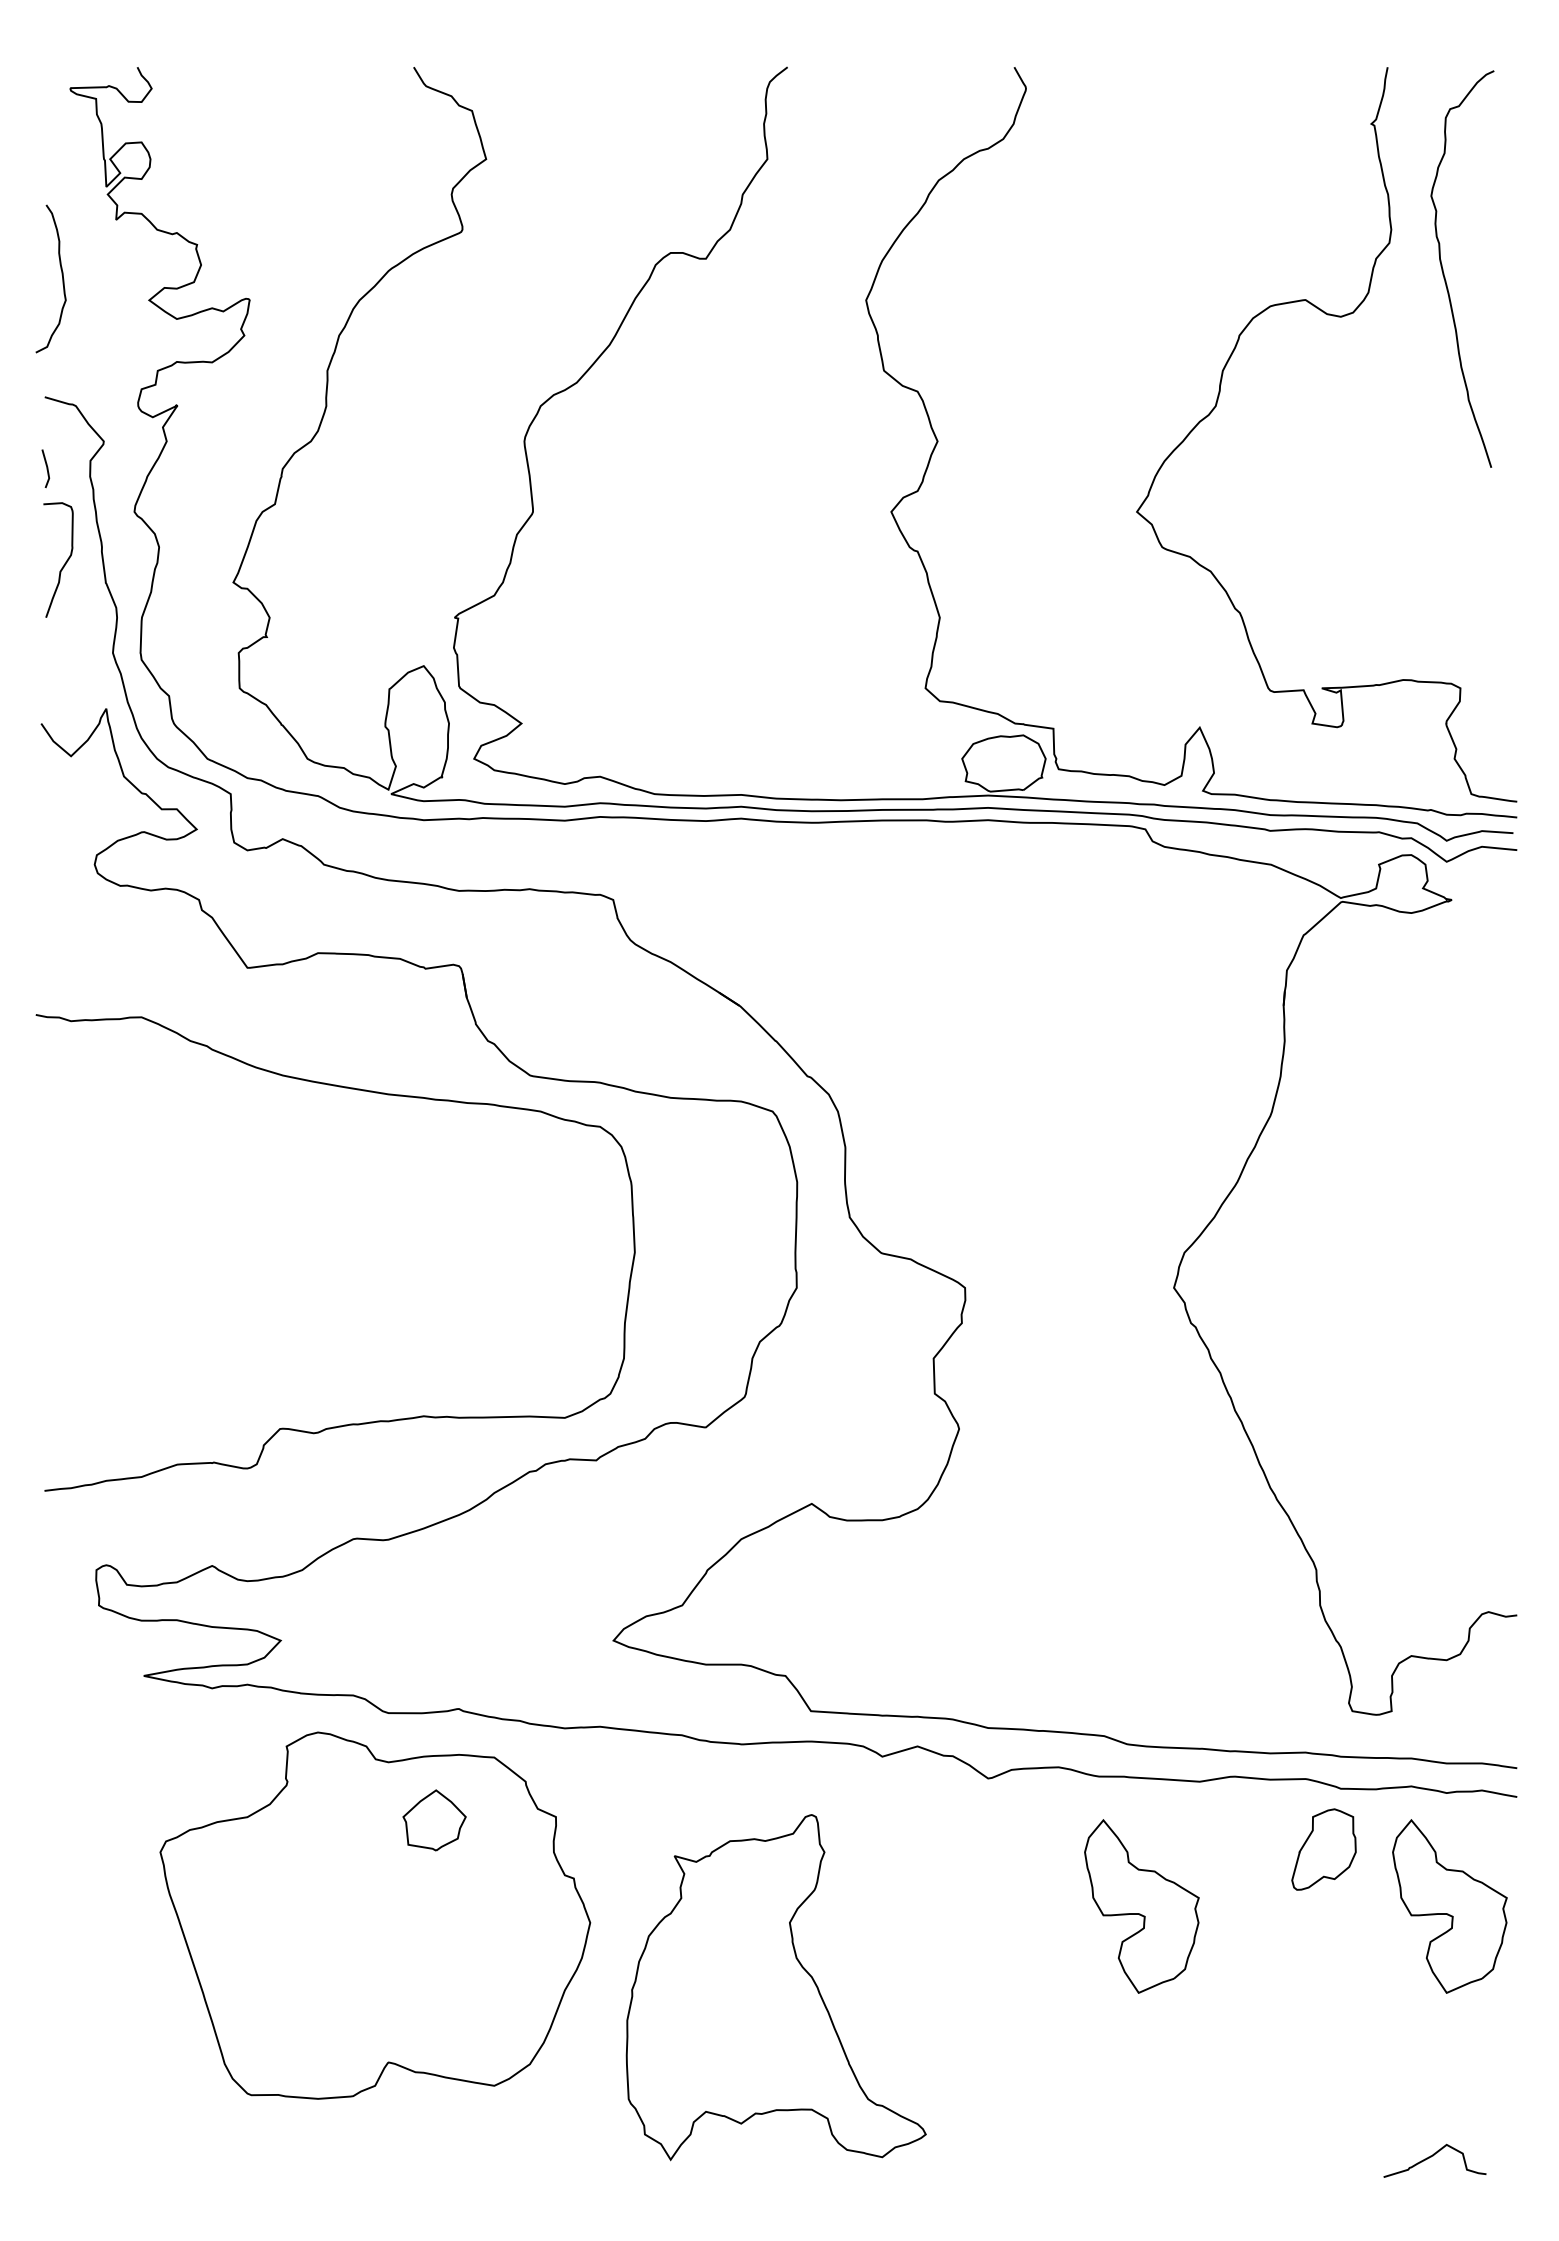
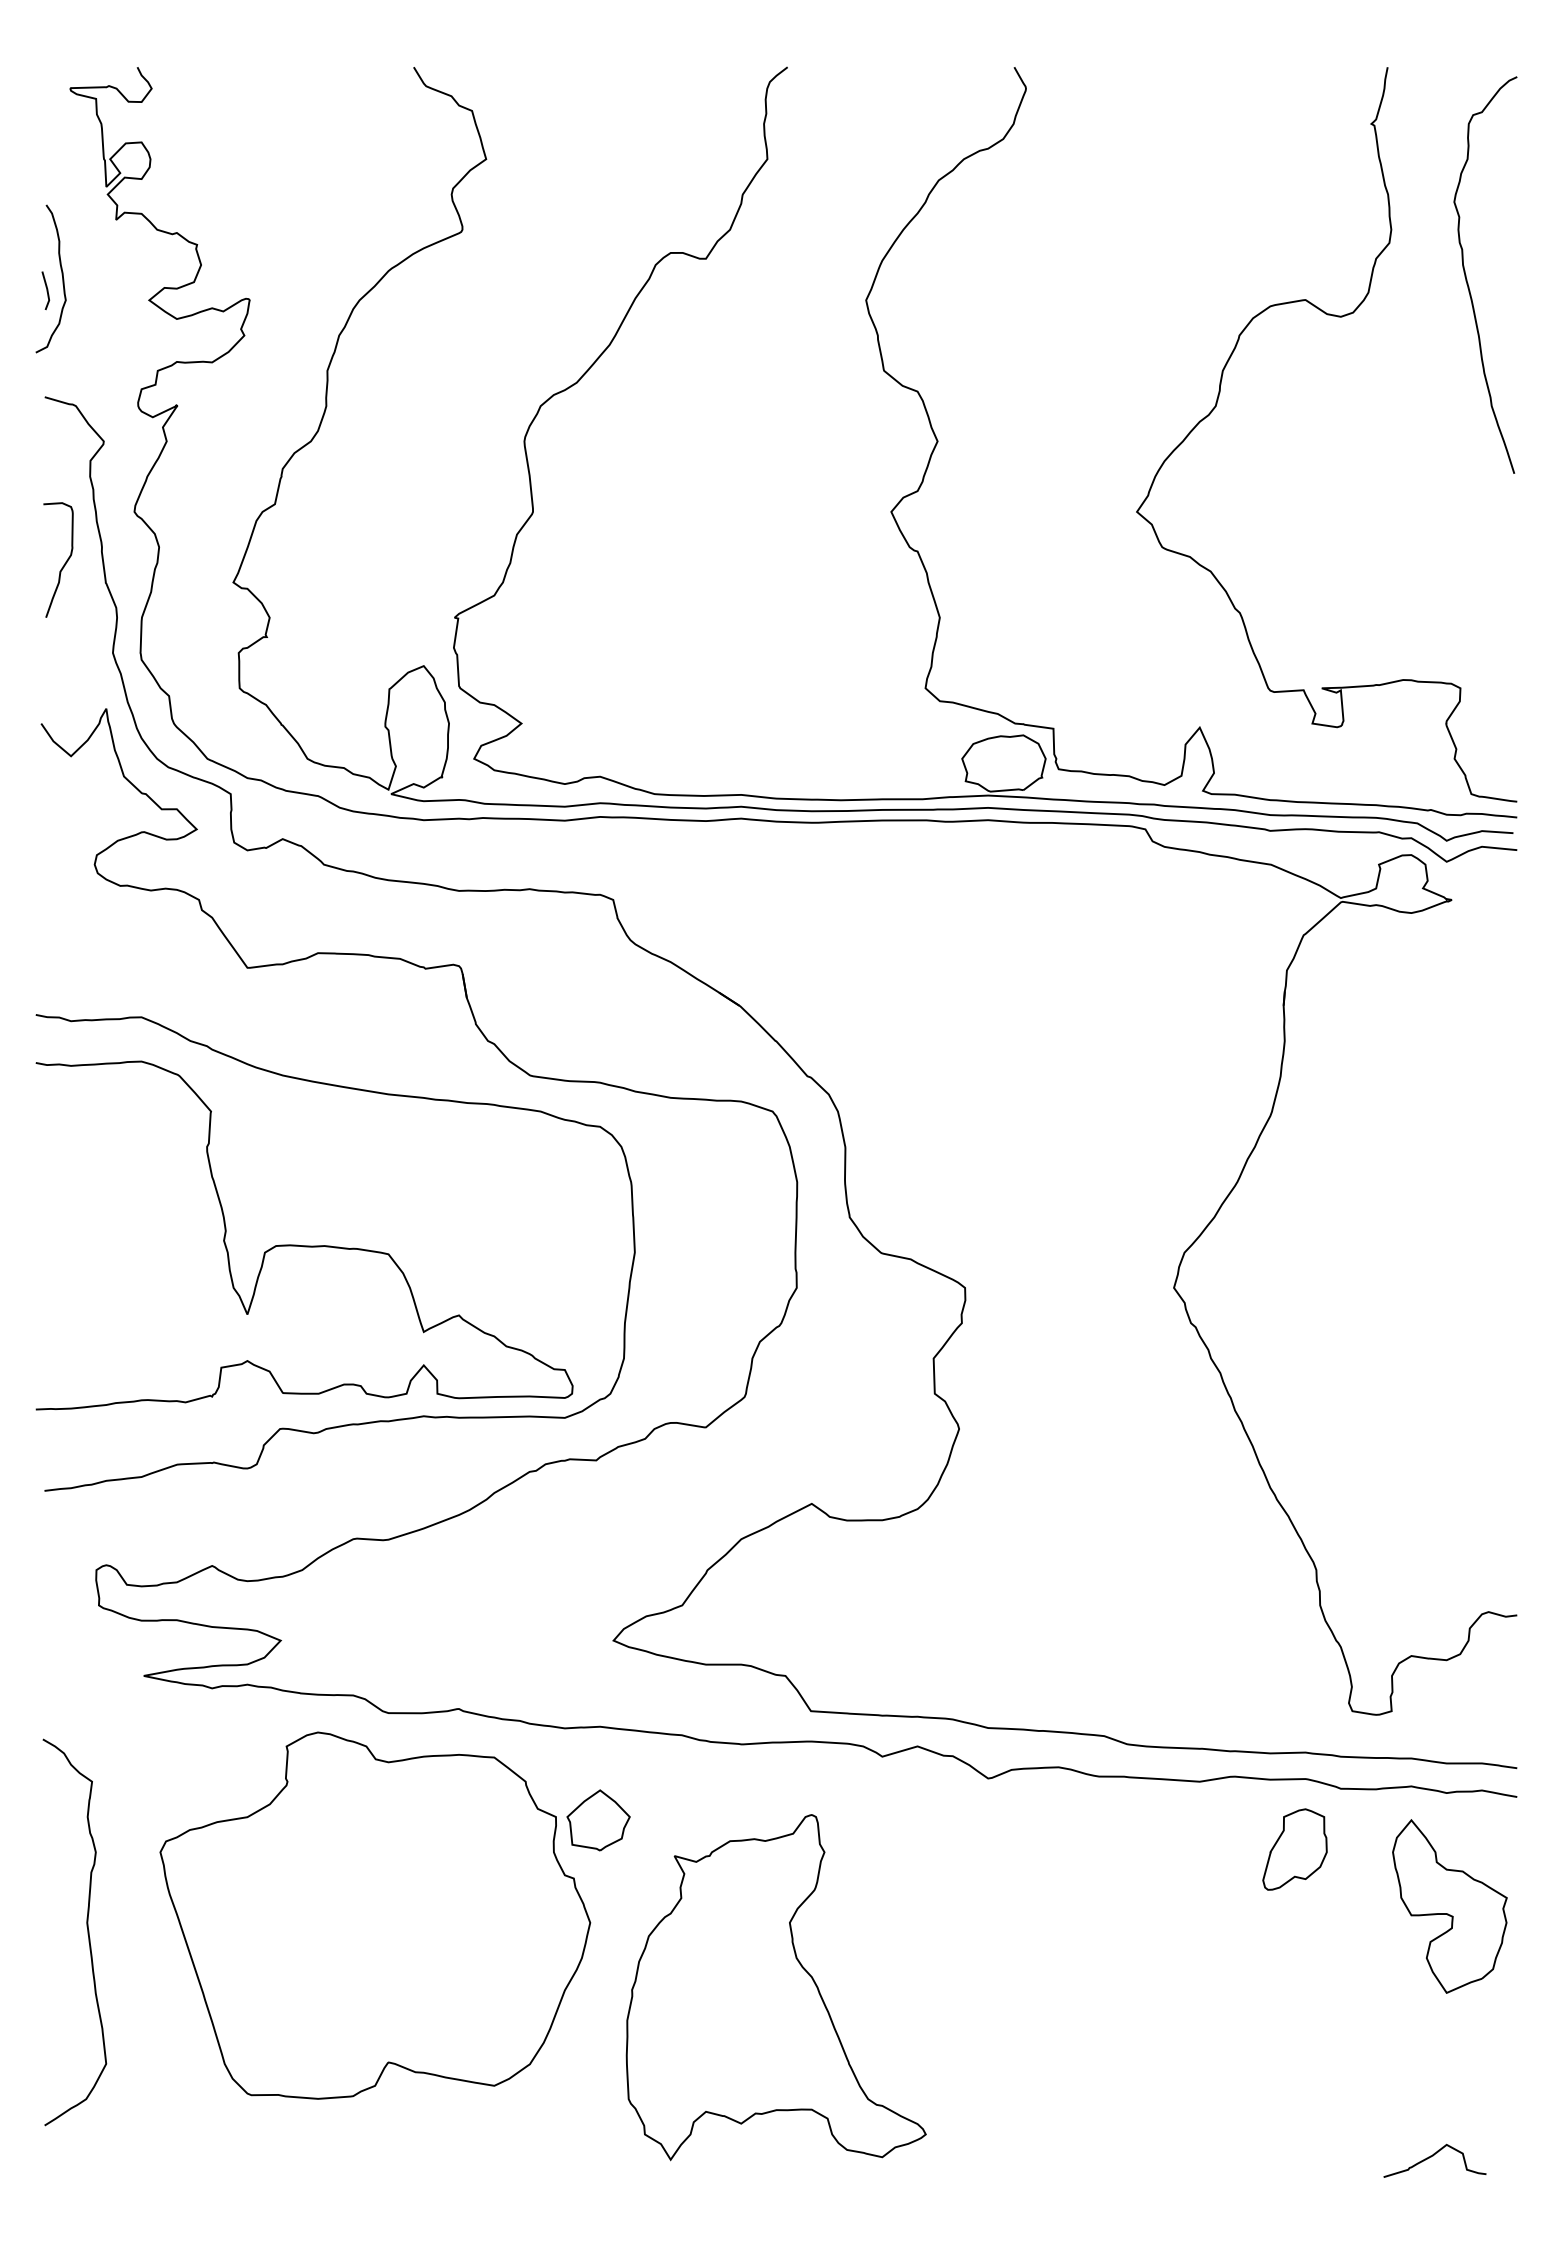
curve position: (1444, 273) -> (1467, 279) (1467, 279)
line position: (46, 468) -> (46, 290) (46, 290)
curve: none -> present (304, 1245)
part position: (434, 1820) -> (598, 1820) (598, 1820)
part position: (1323, 1849) -> (1294, 1849) (1294, 1849)
part: present -> none (1141, 1906)
curve: none -> present (87, 1932)
